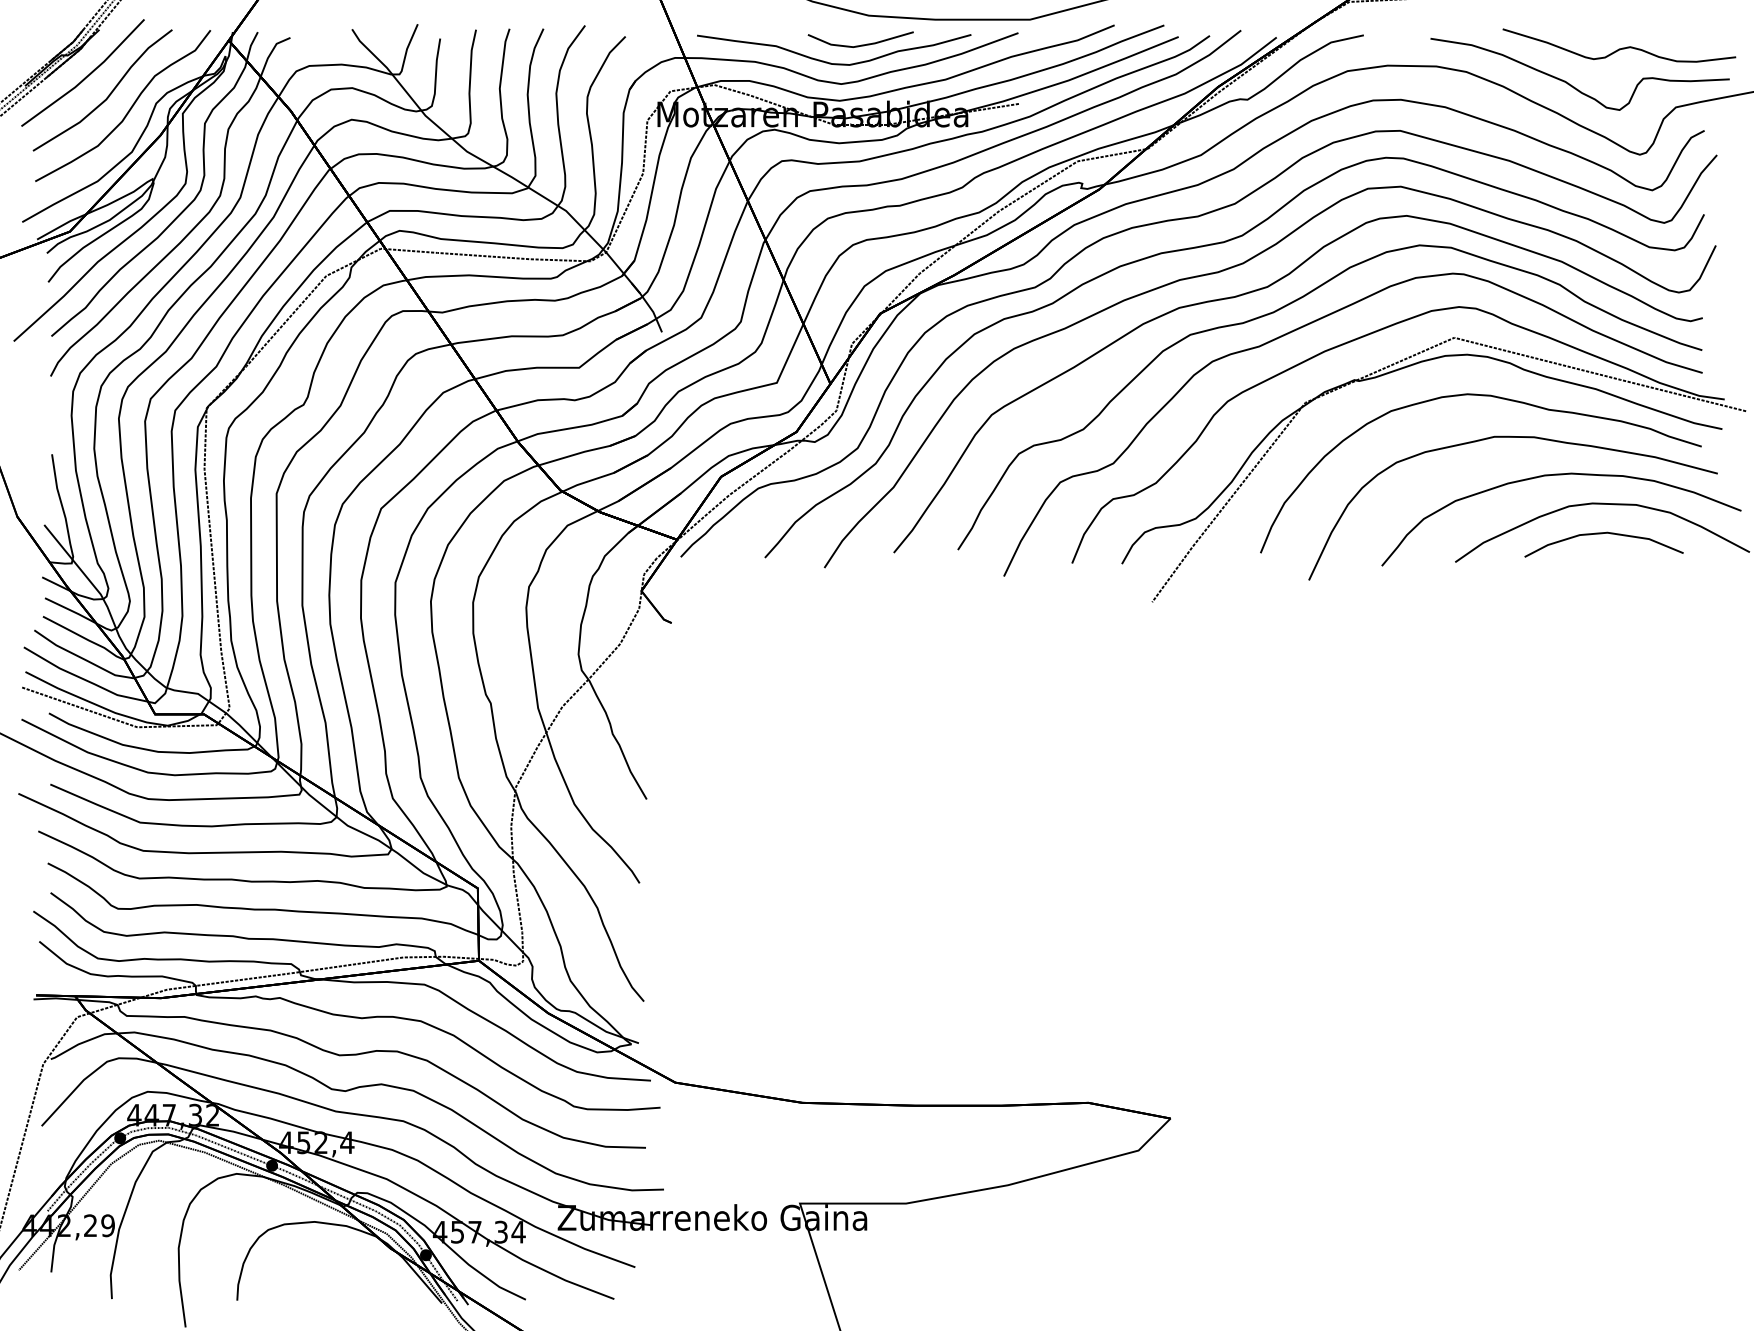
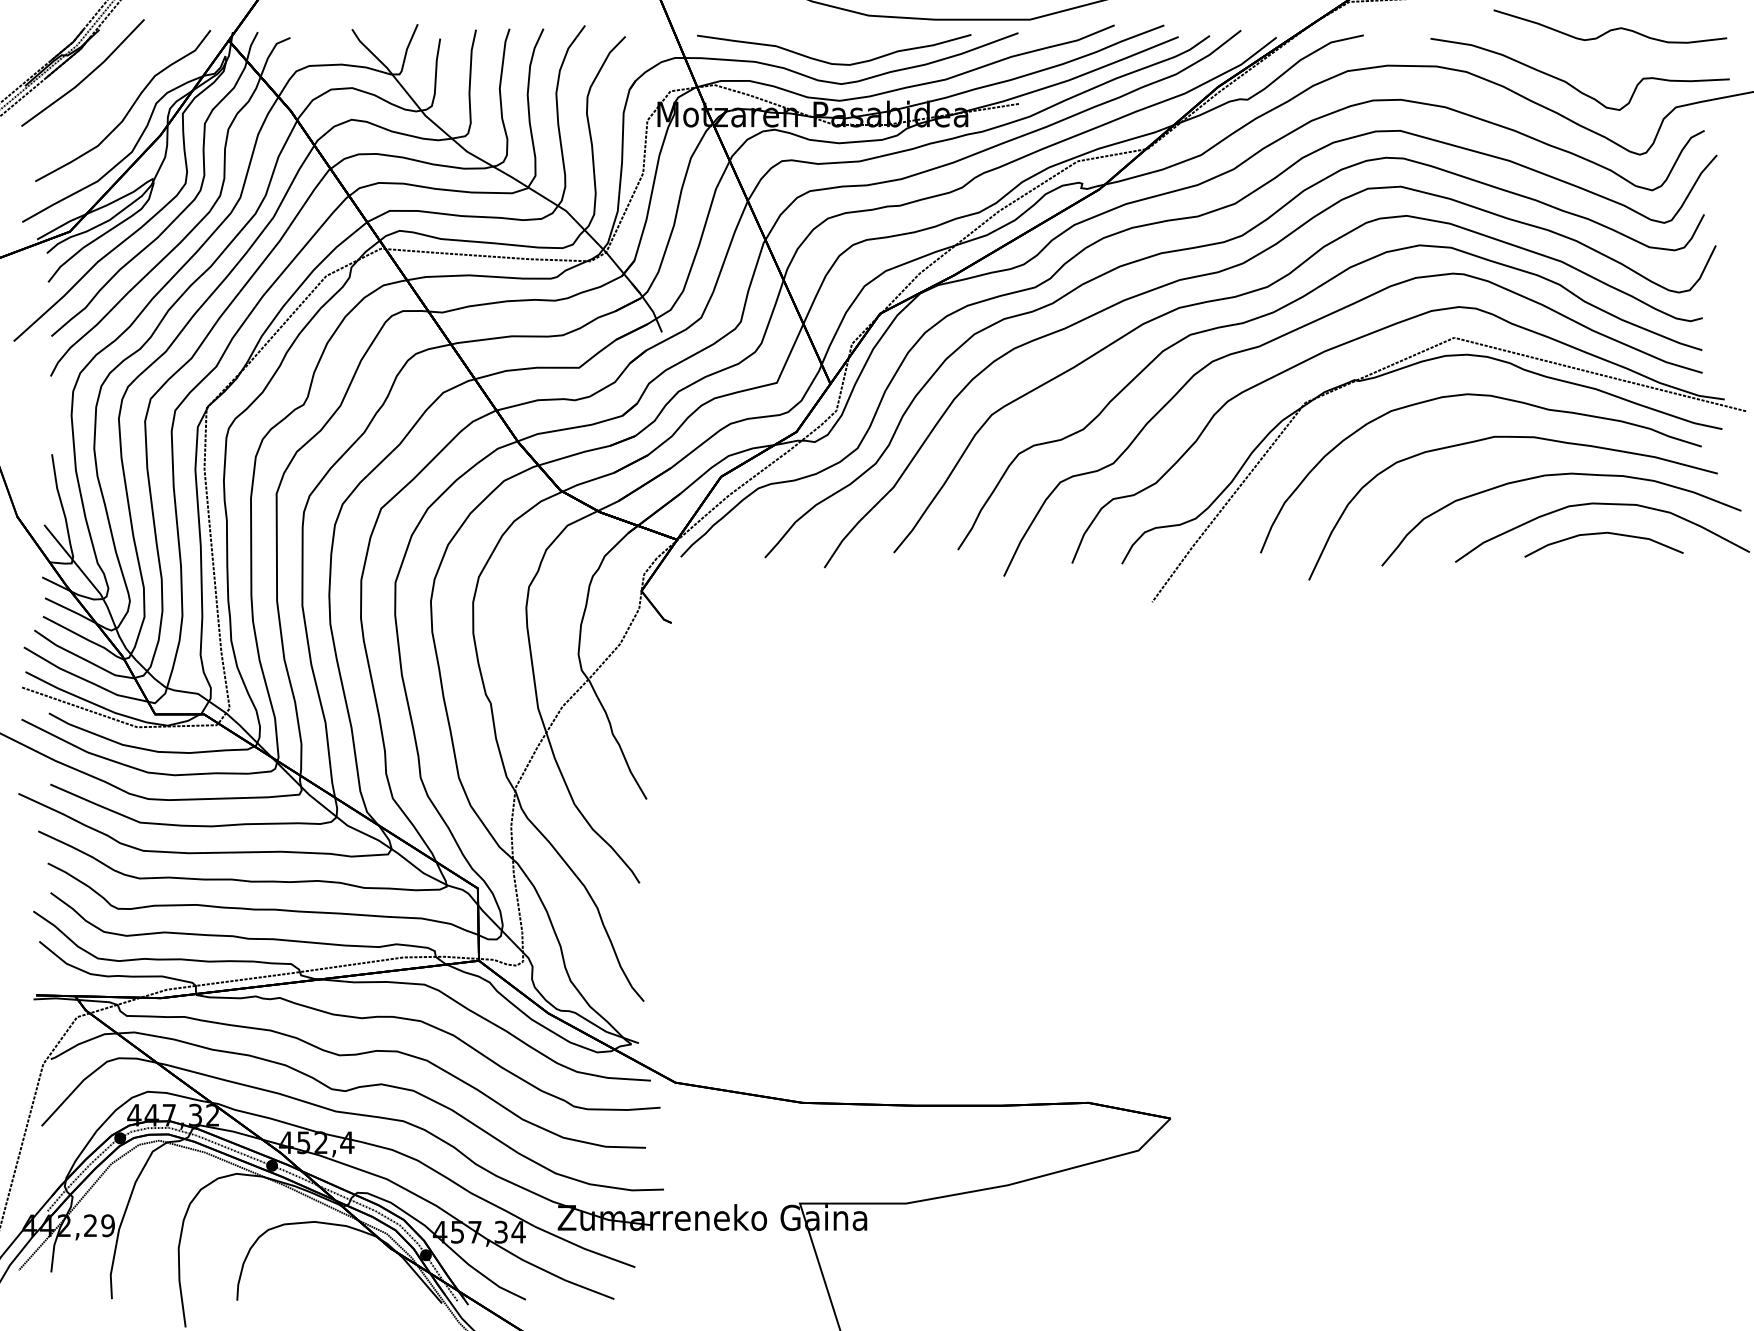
line: present -> none (861, 44)
curve position: (1619, 48) -> (1610, 29) (1610, 29)
curve: present -> none (109, 93)
